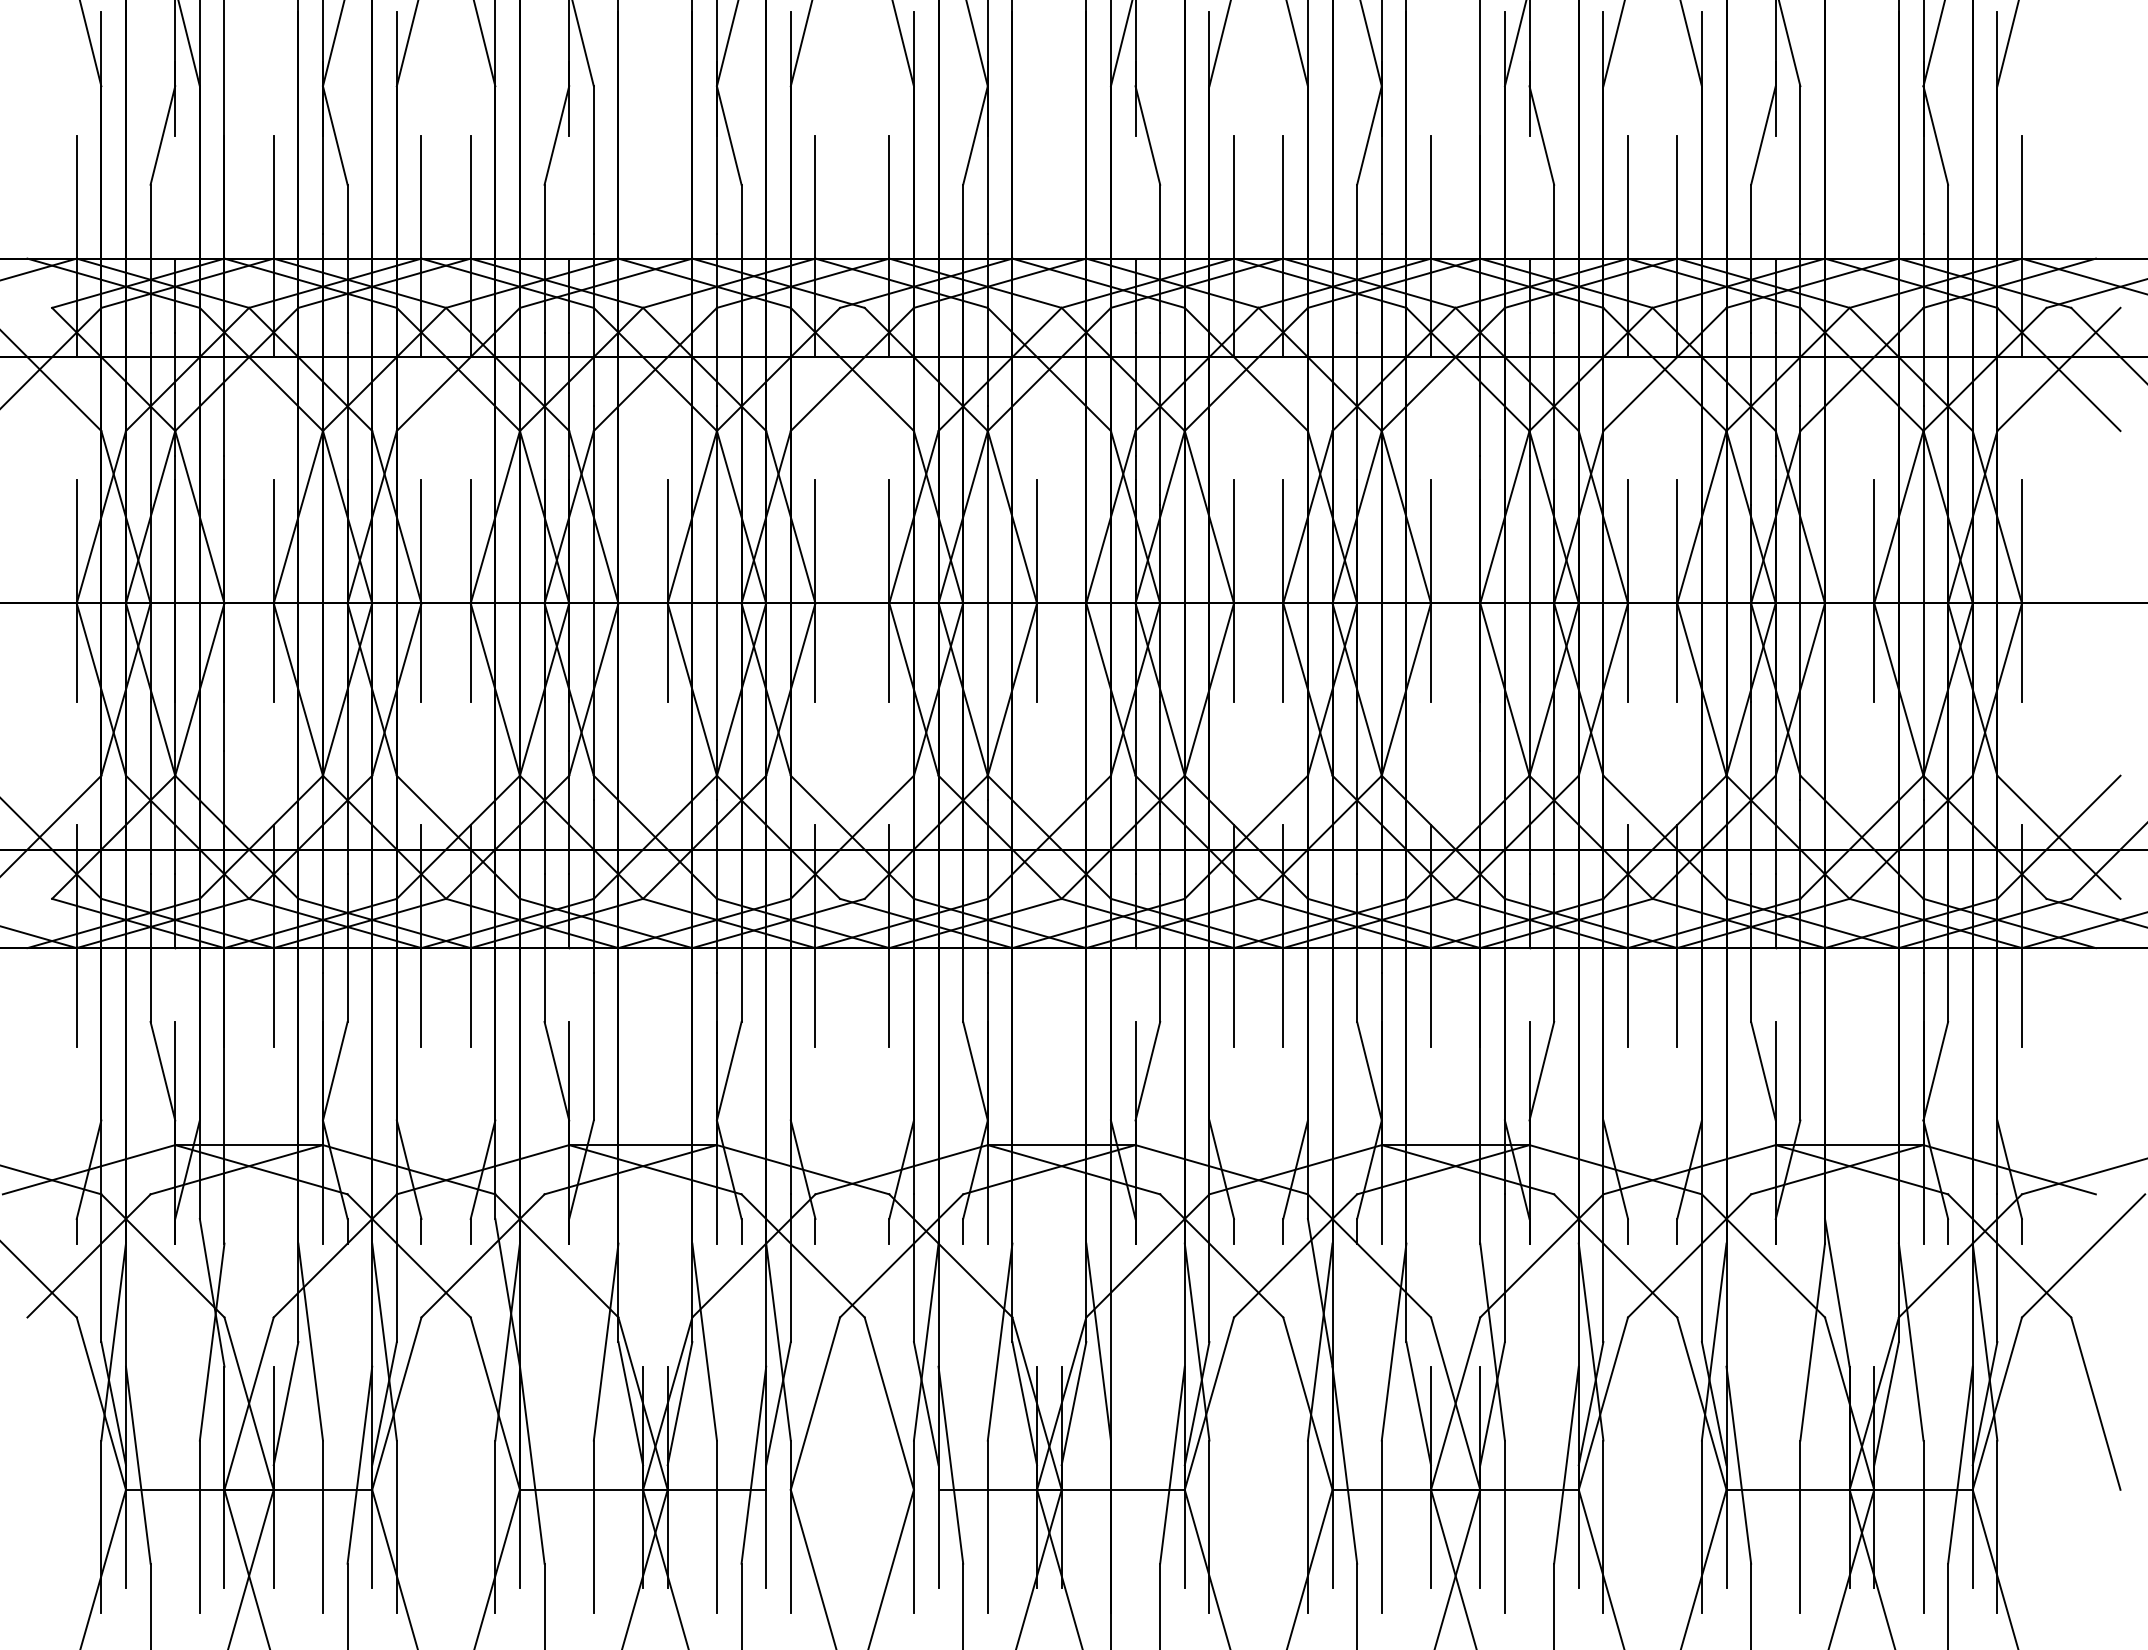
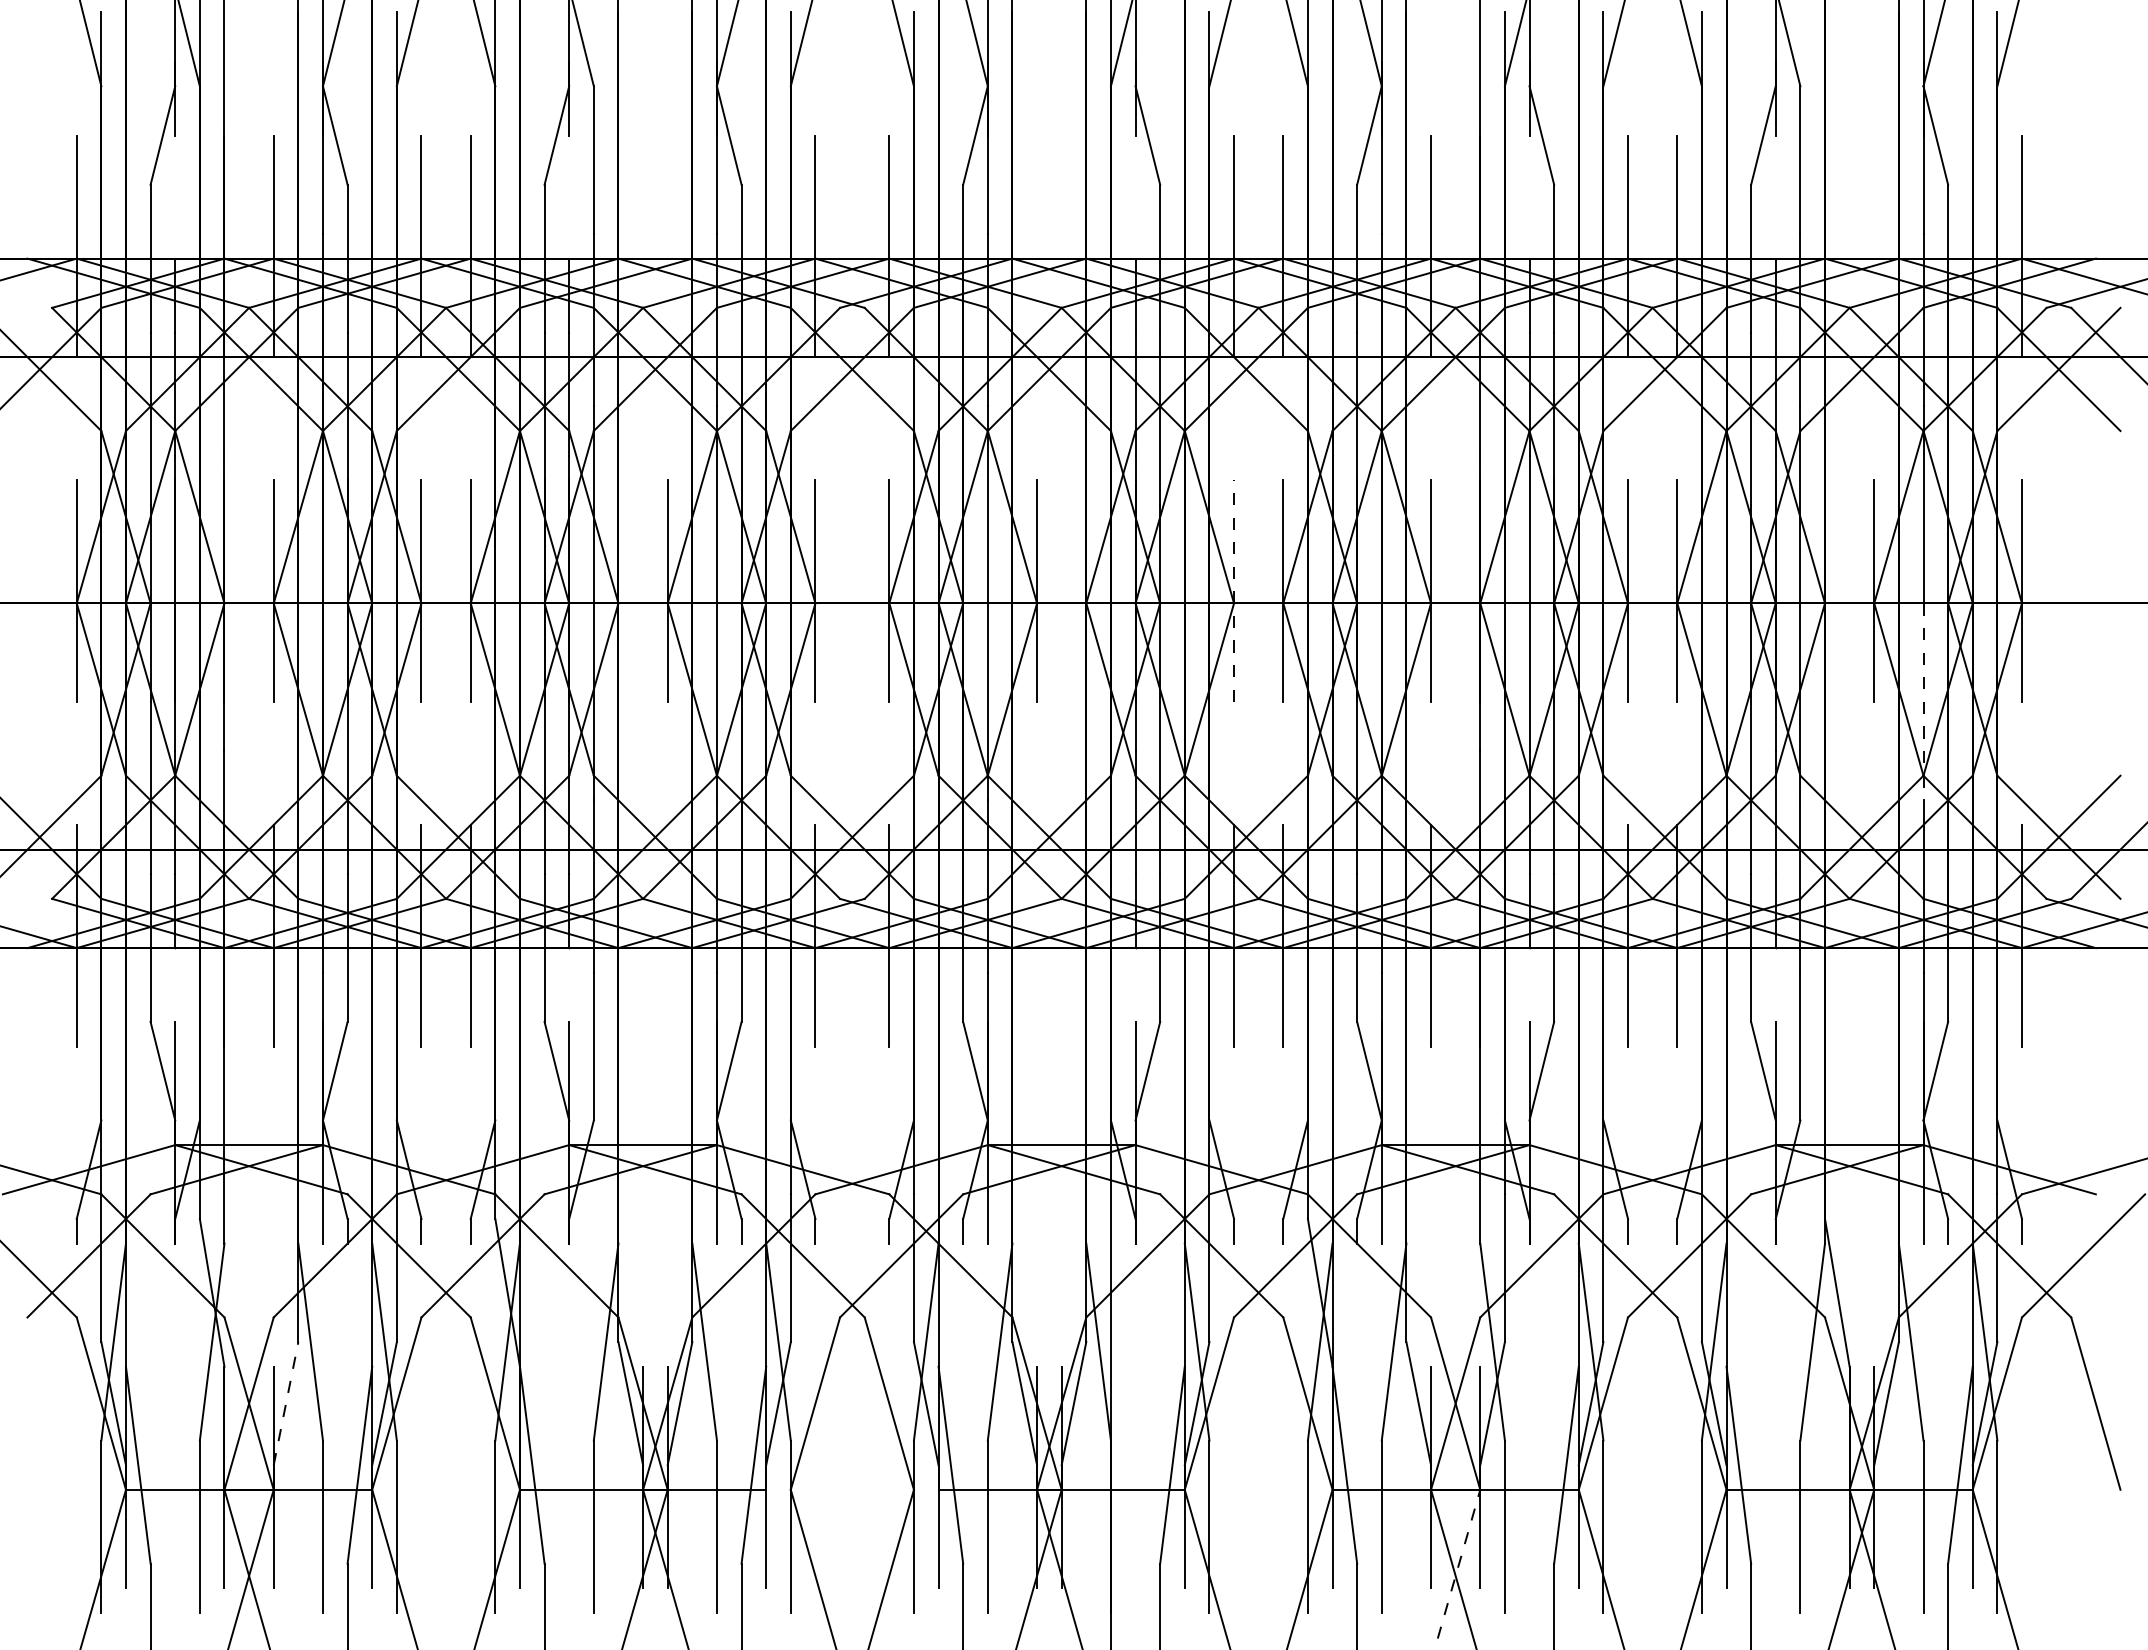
line: solid -> dashed (1234, 591)
line: solid -> dashed (1923, 702)
line: solid -> dashed (286, 1403)
line: solid -> dashed (1457, 1569)
